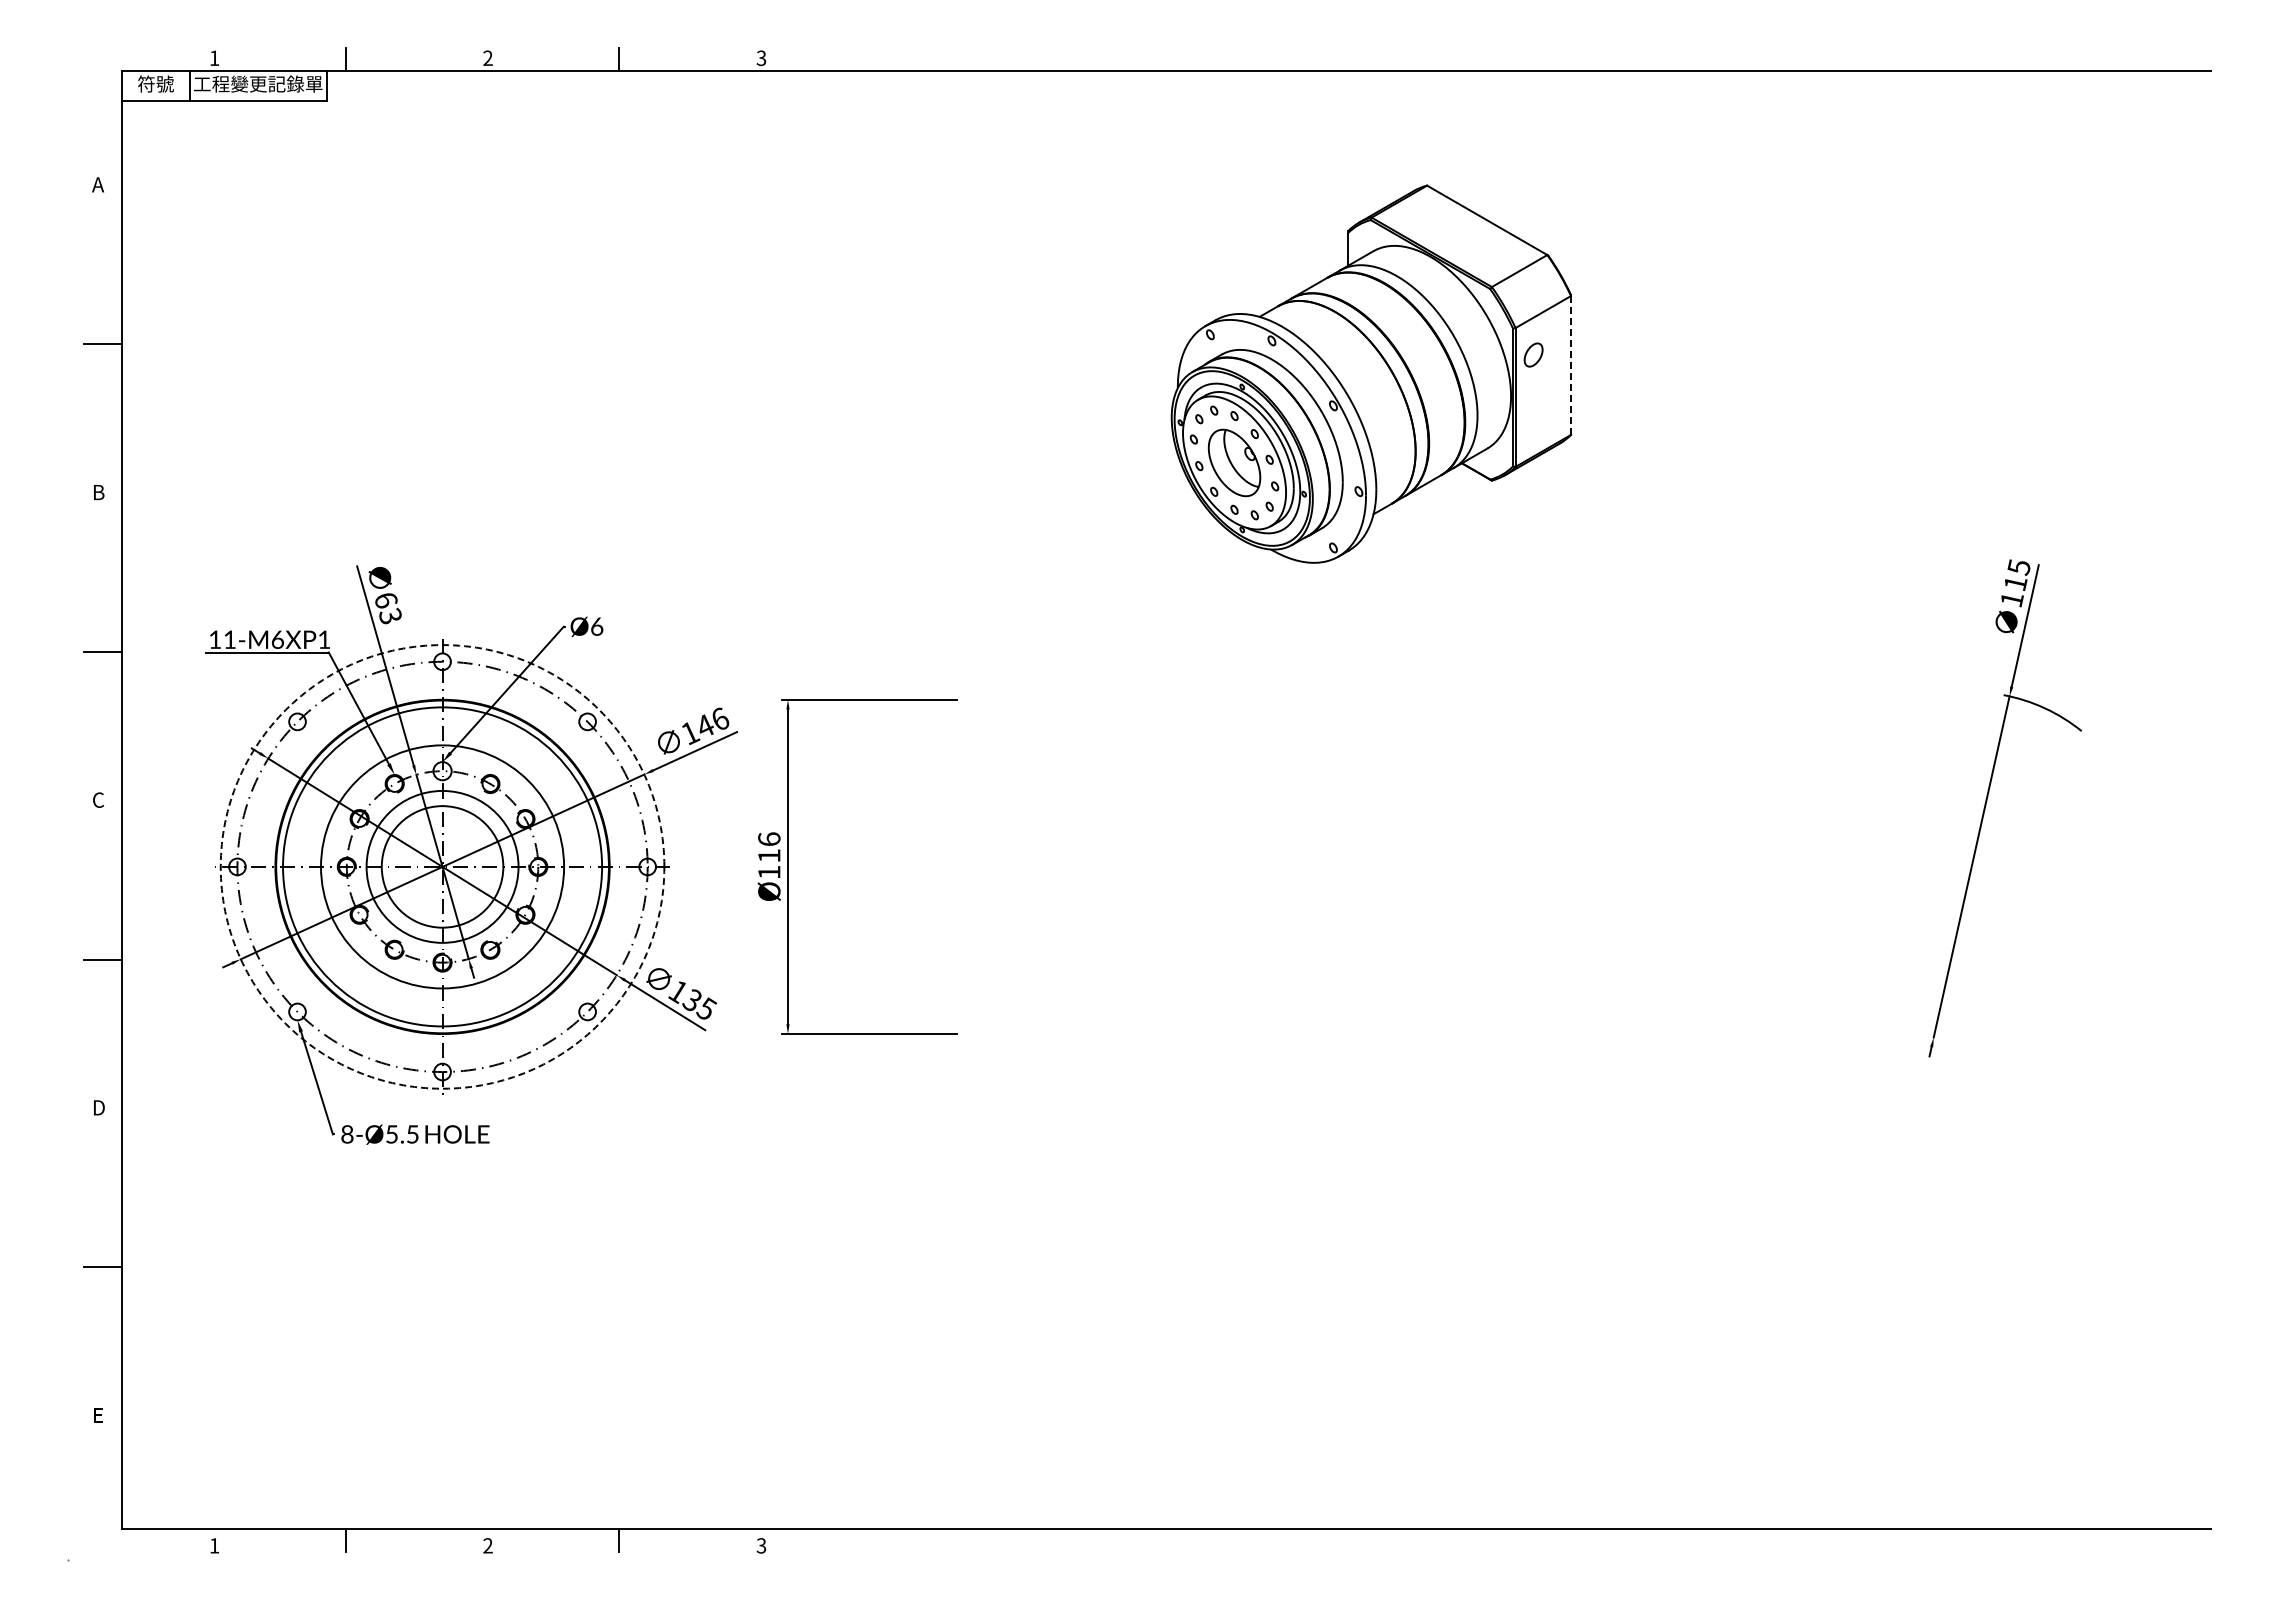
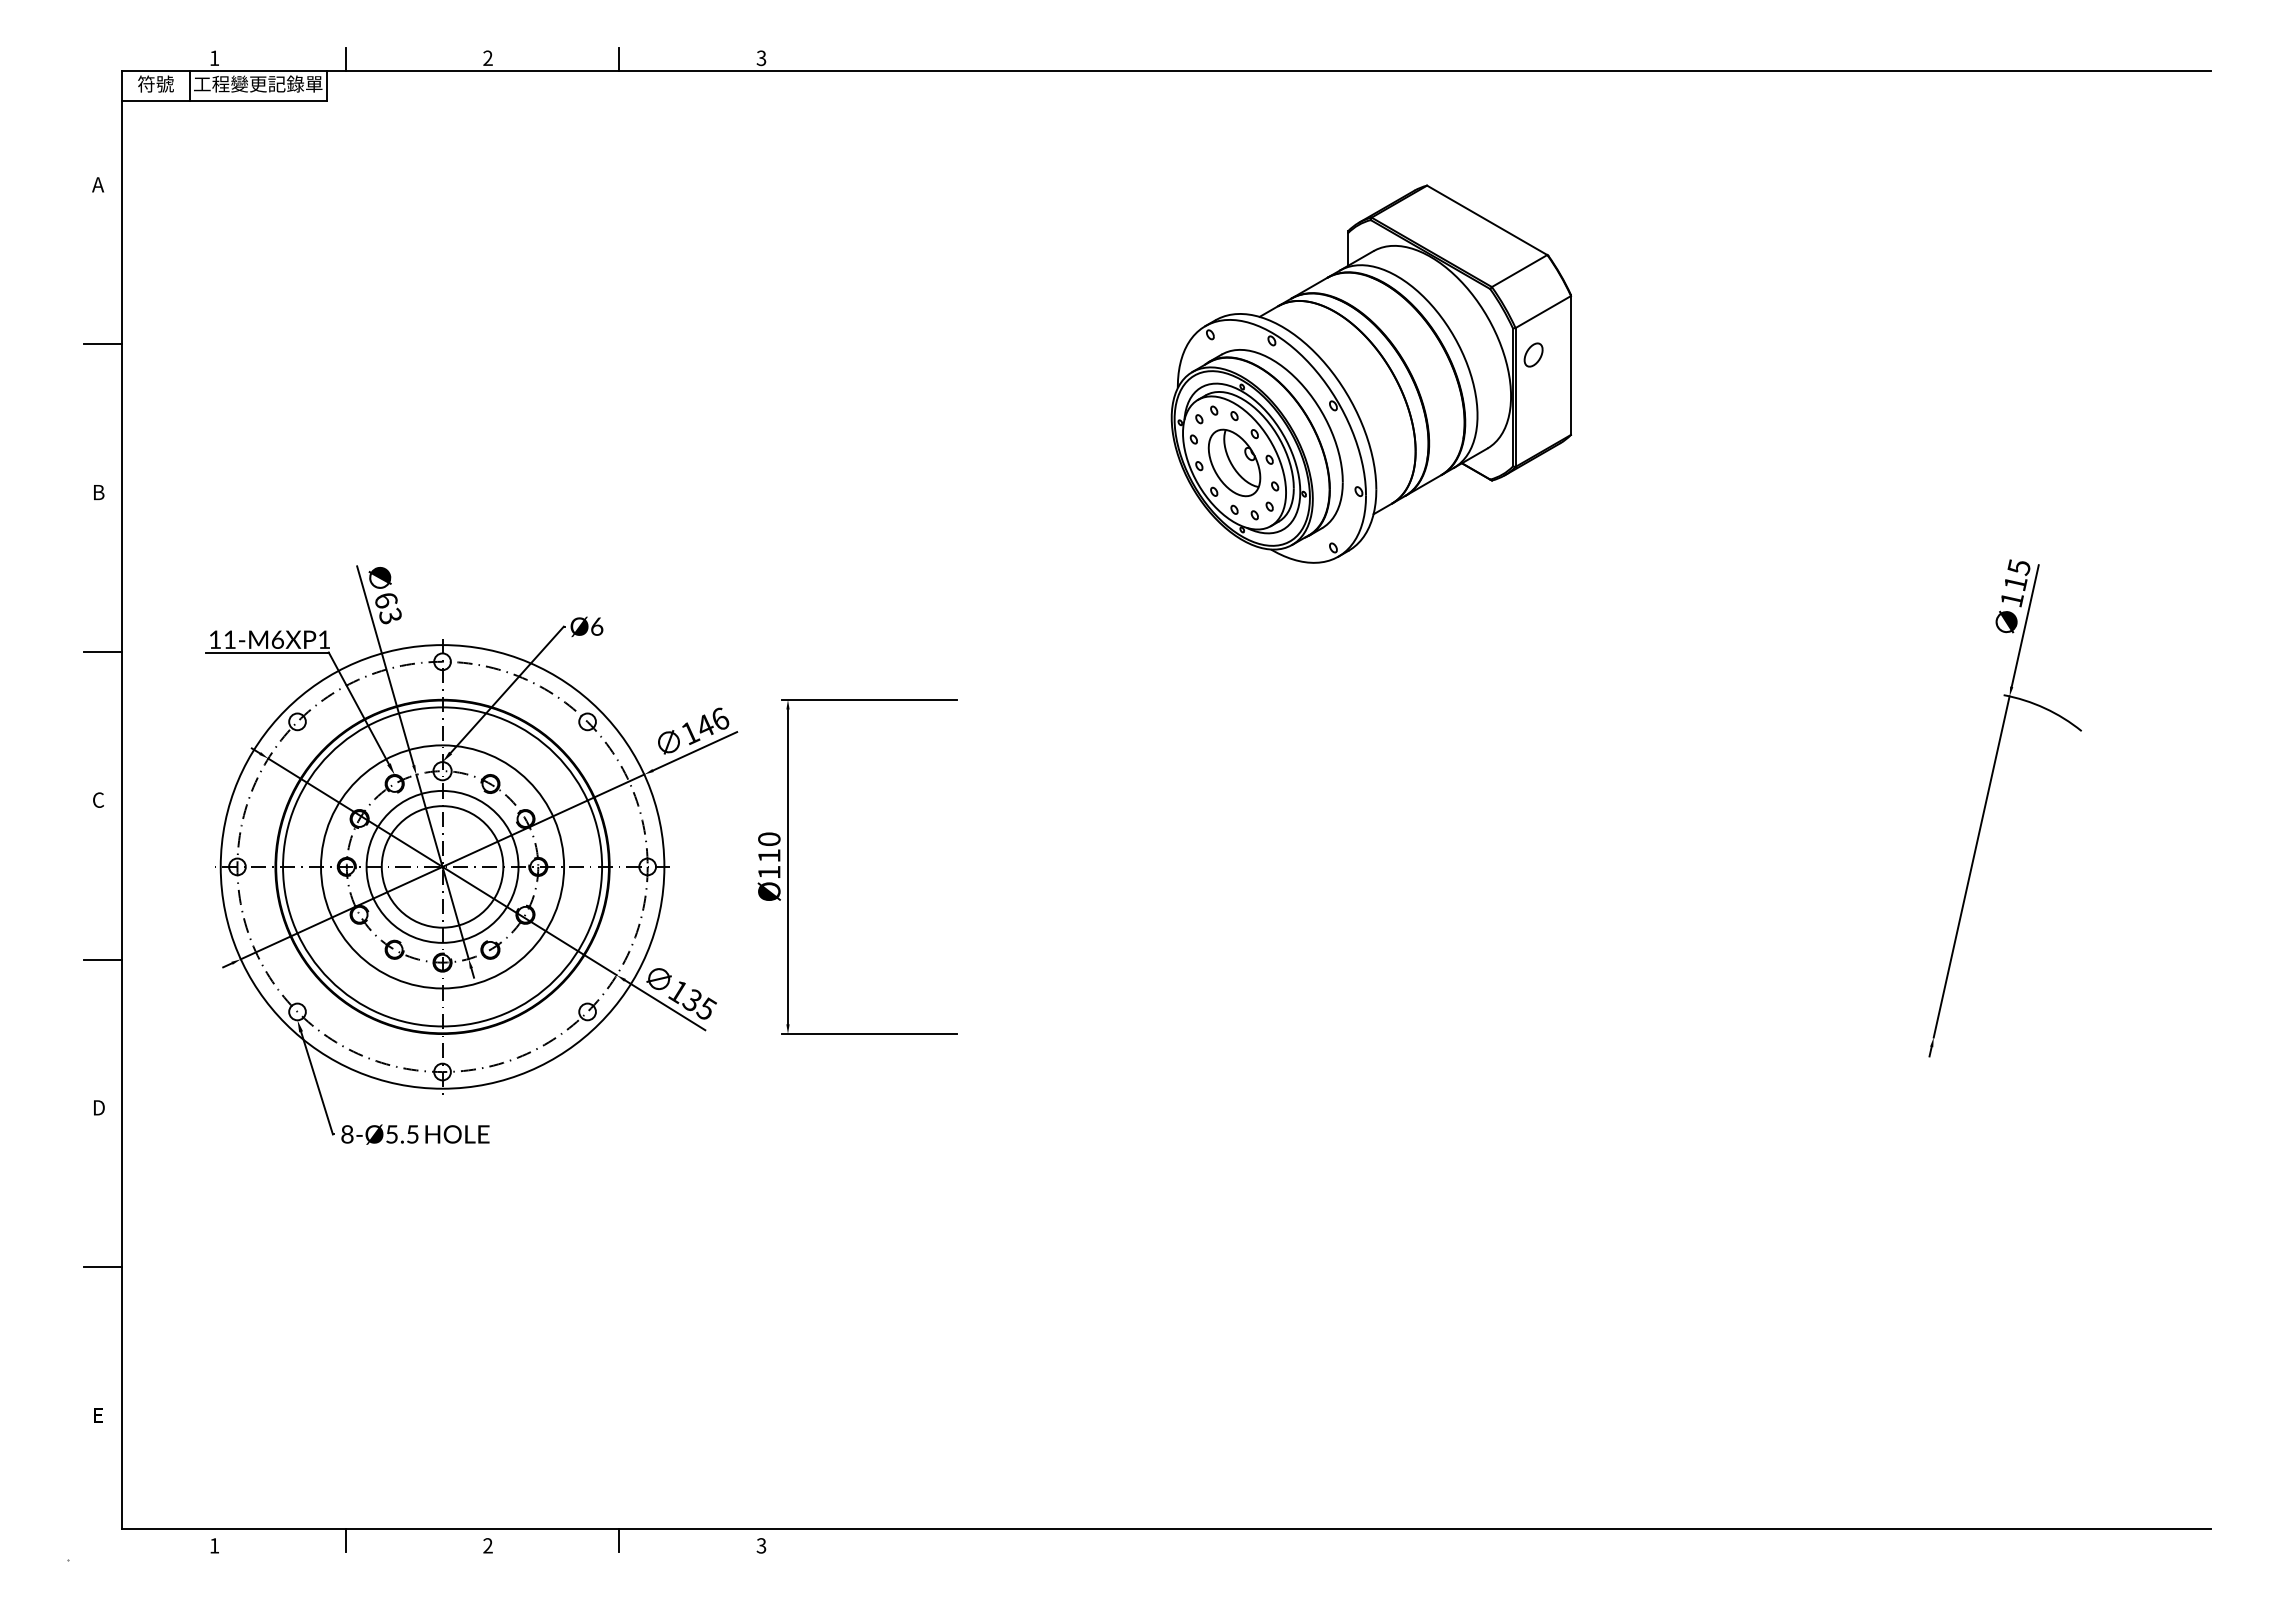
line: dashed -> solid (1571, 364)
text: Ø116 -> Ø110 (769, 838)
circle: dashed -> solid (442, 866)
